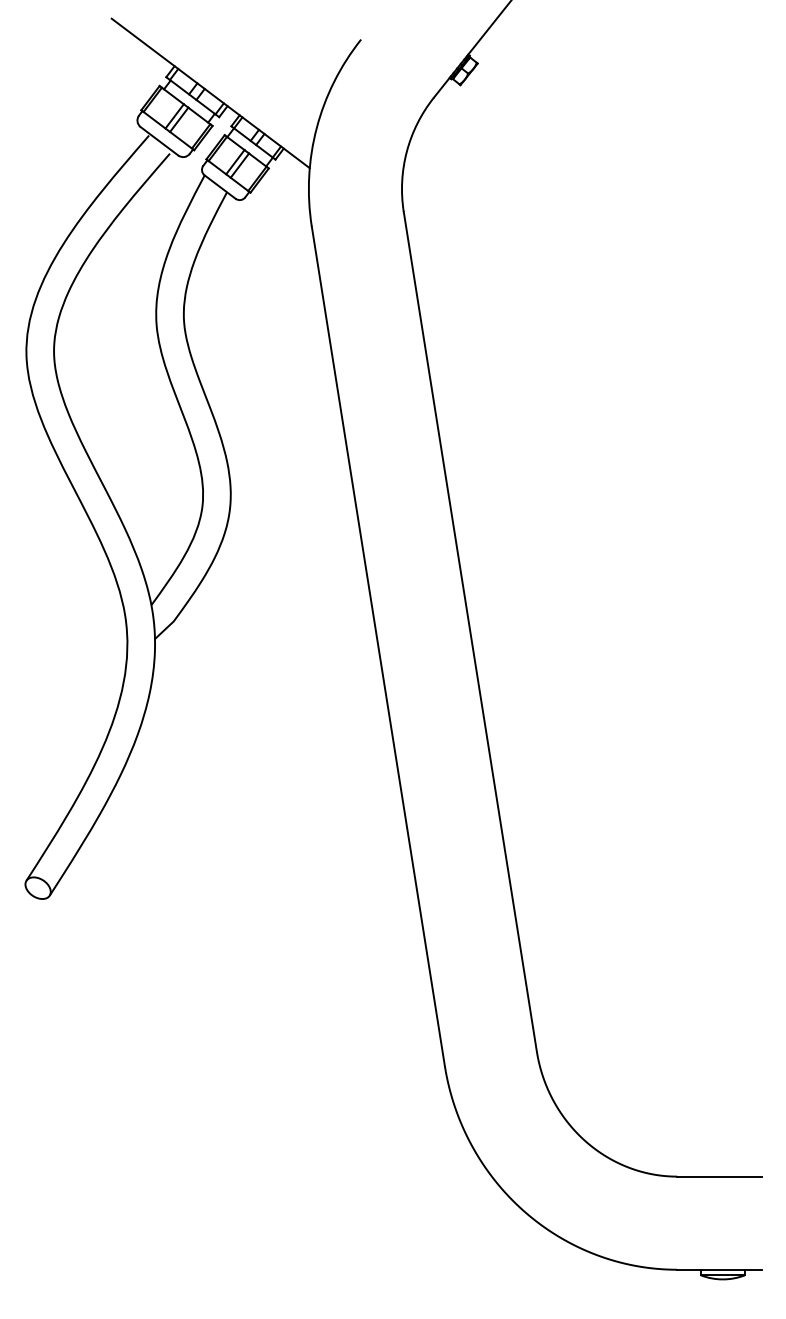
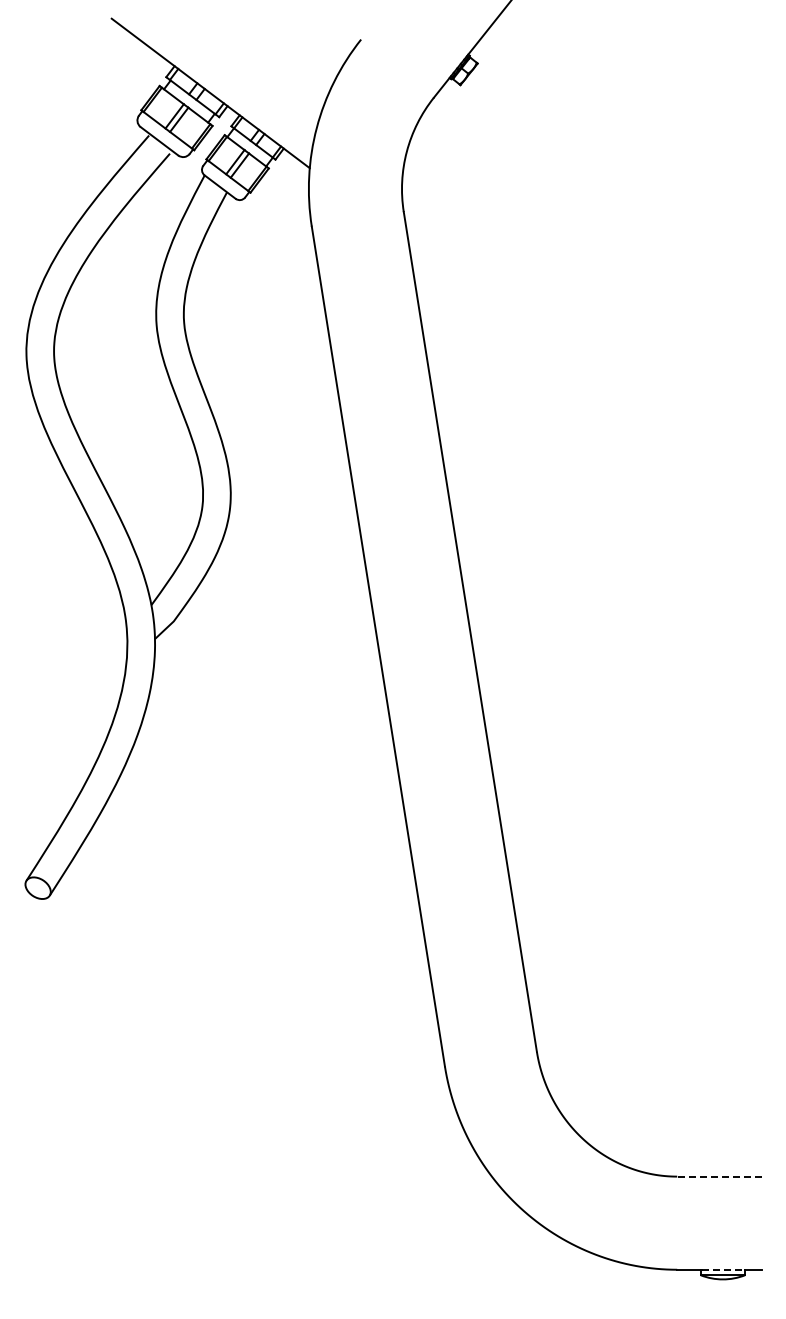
line: solid -> dashed (719, 1176)
line: solid -> dashed (723, 1269)
